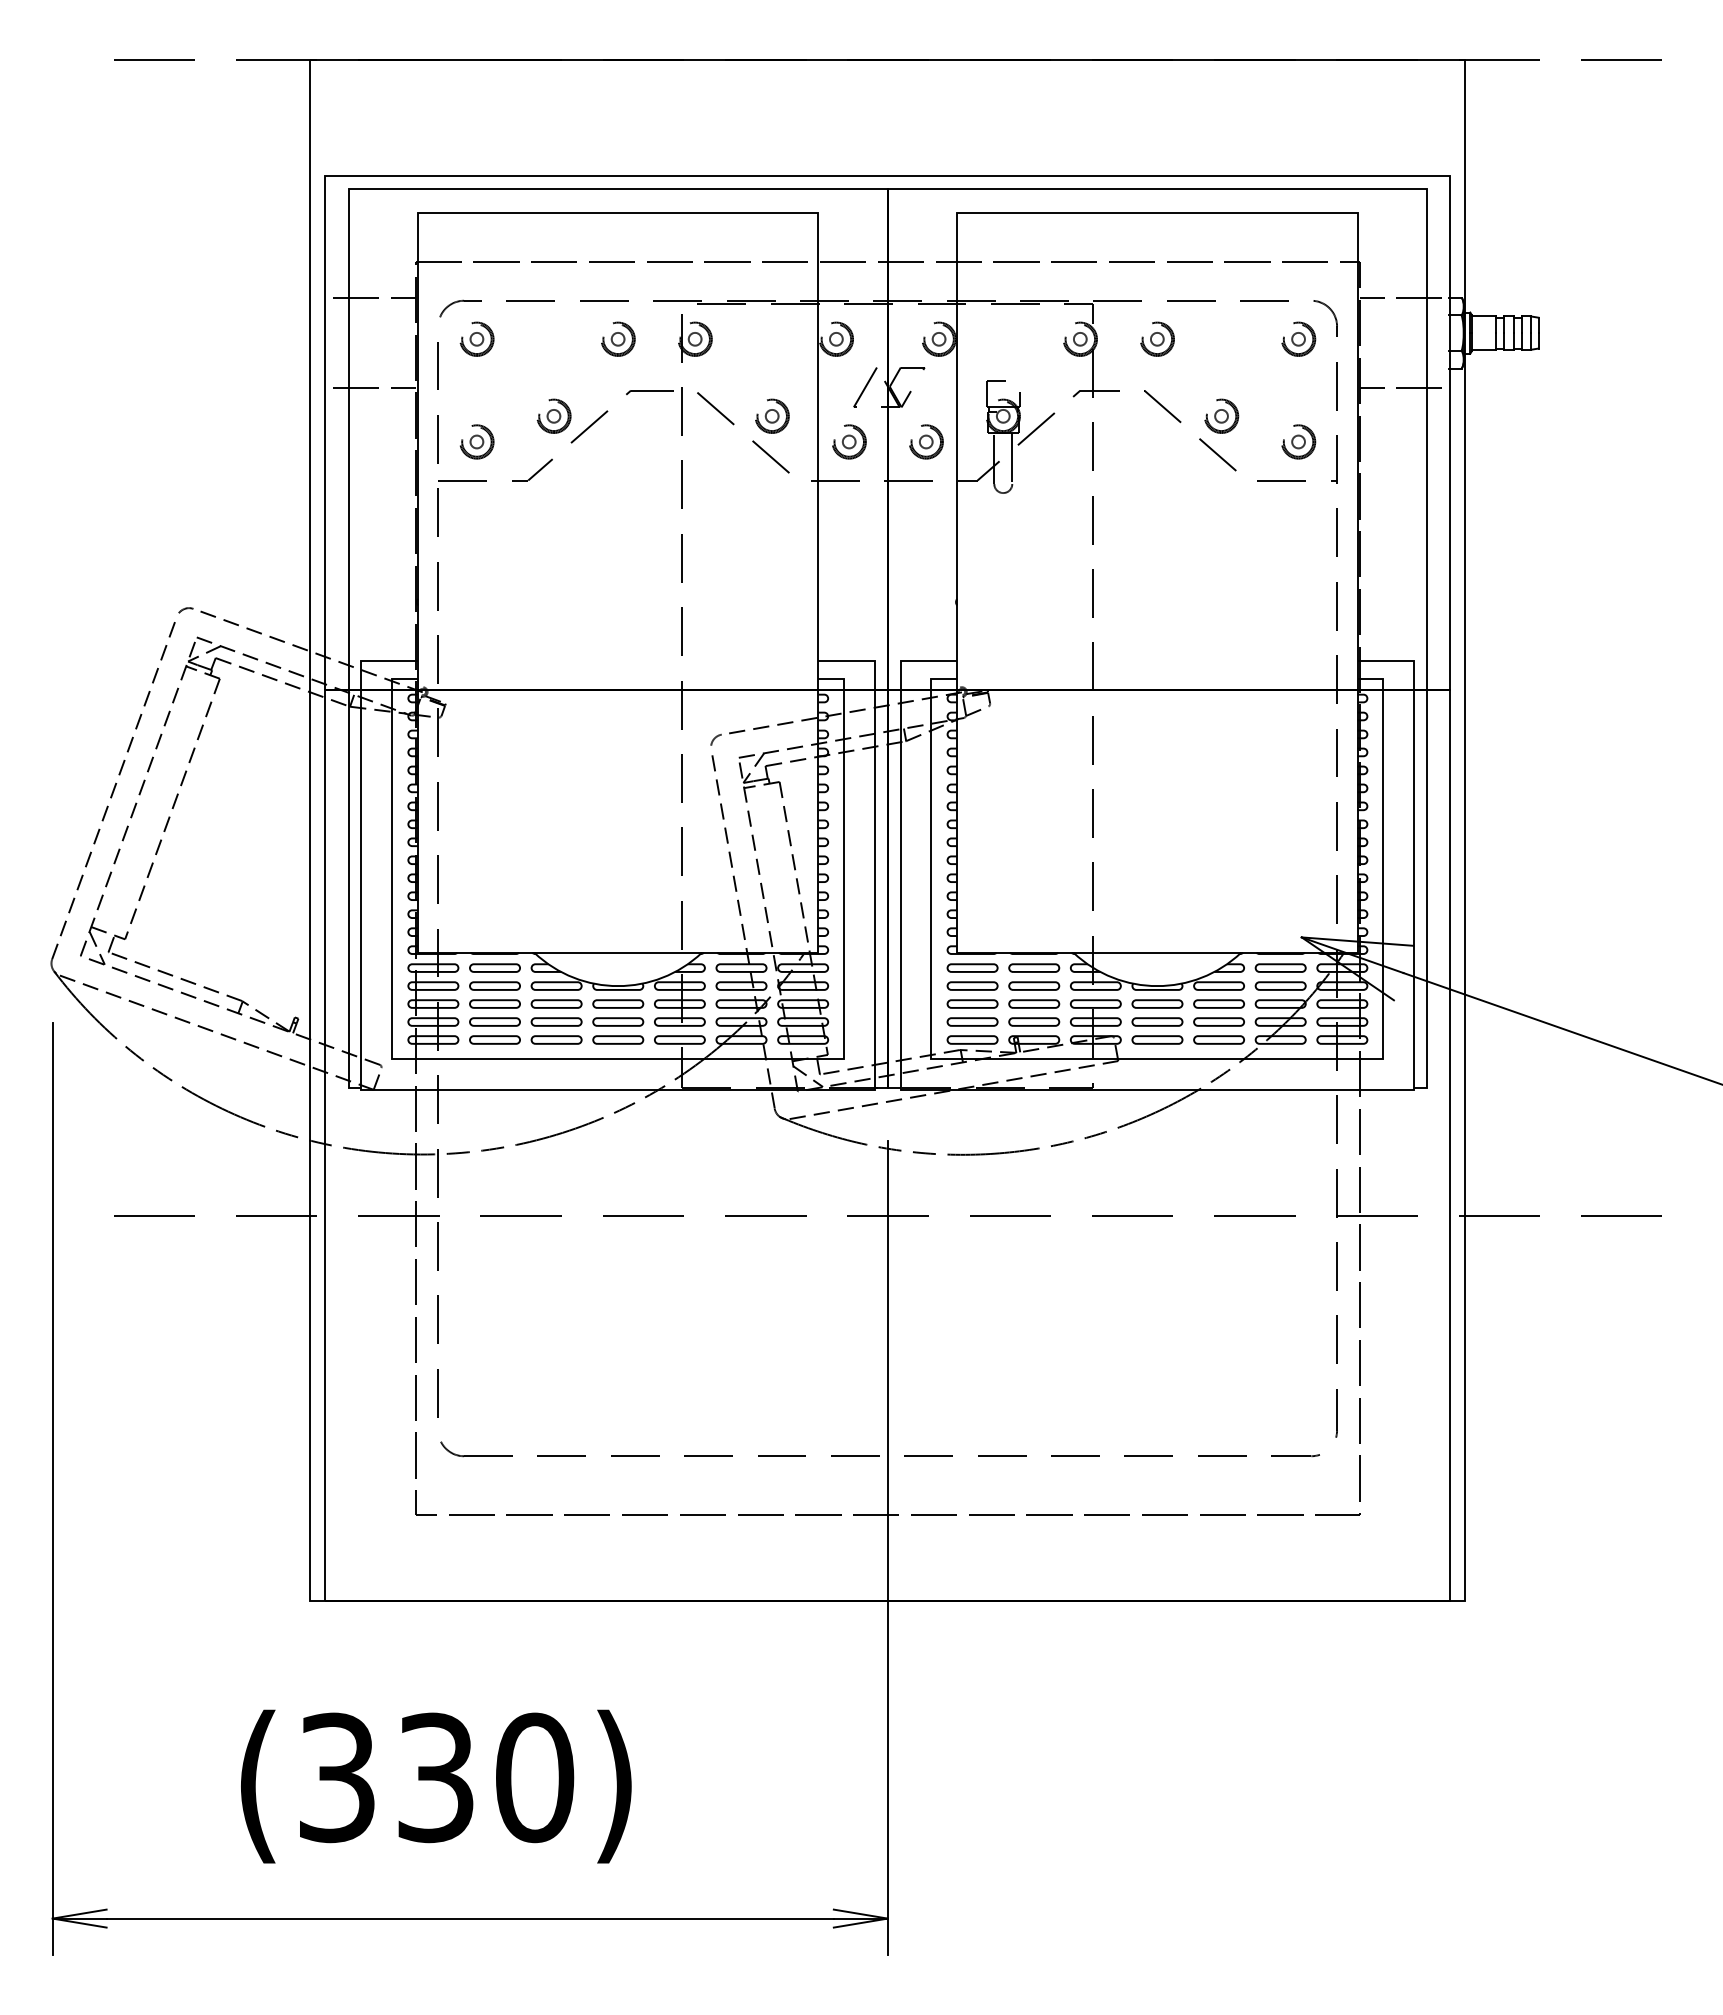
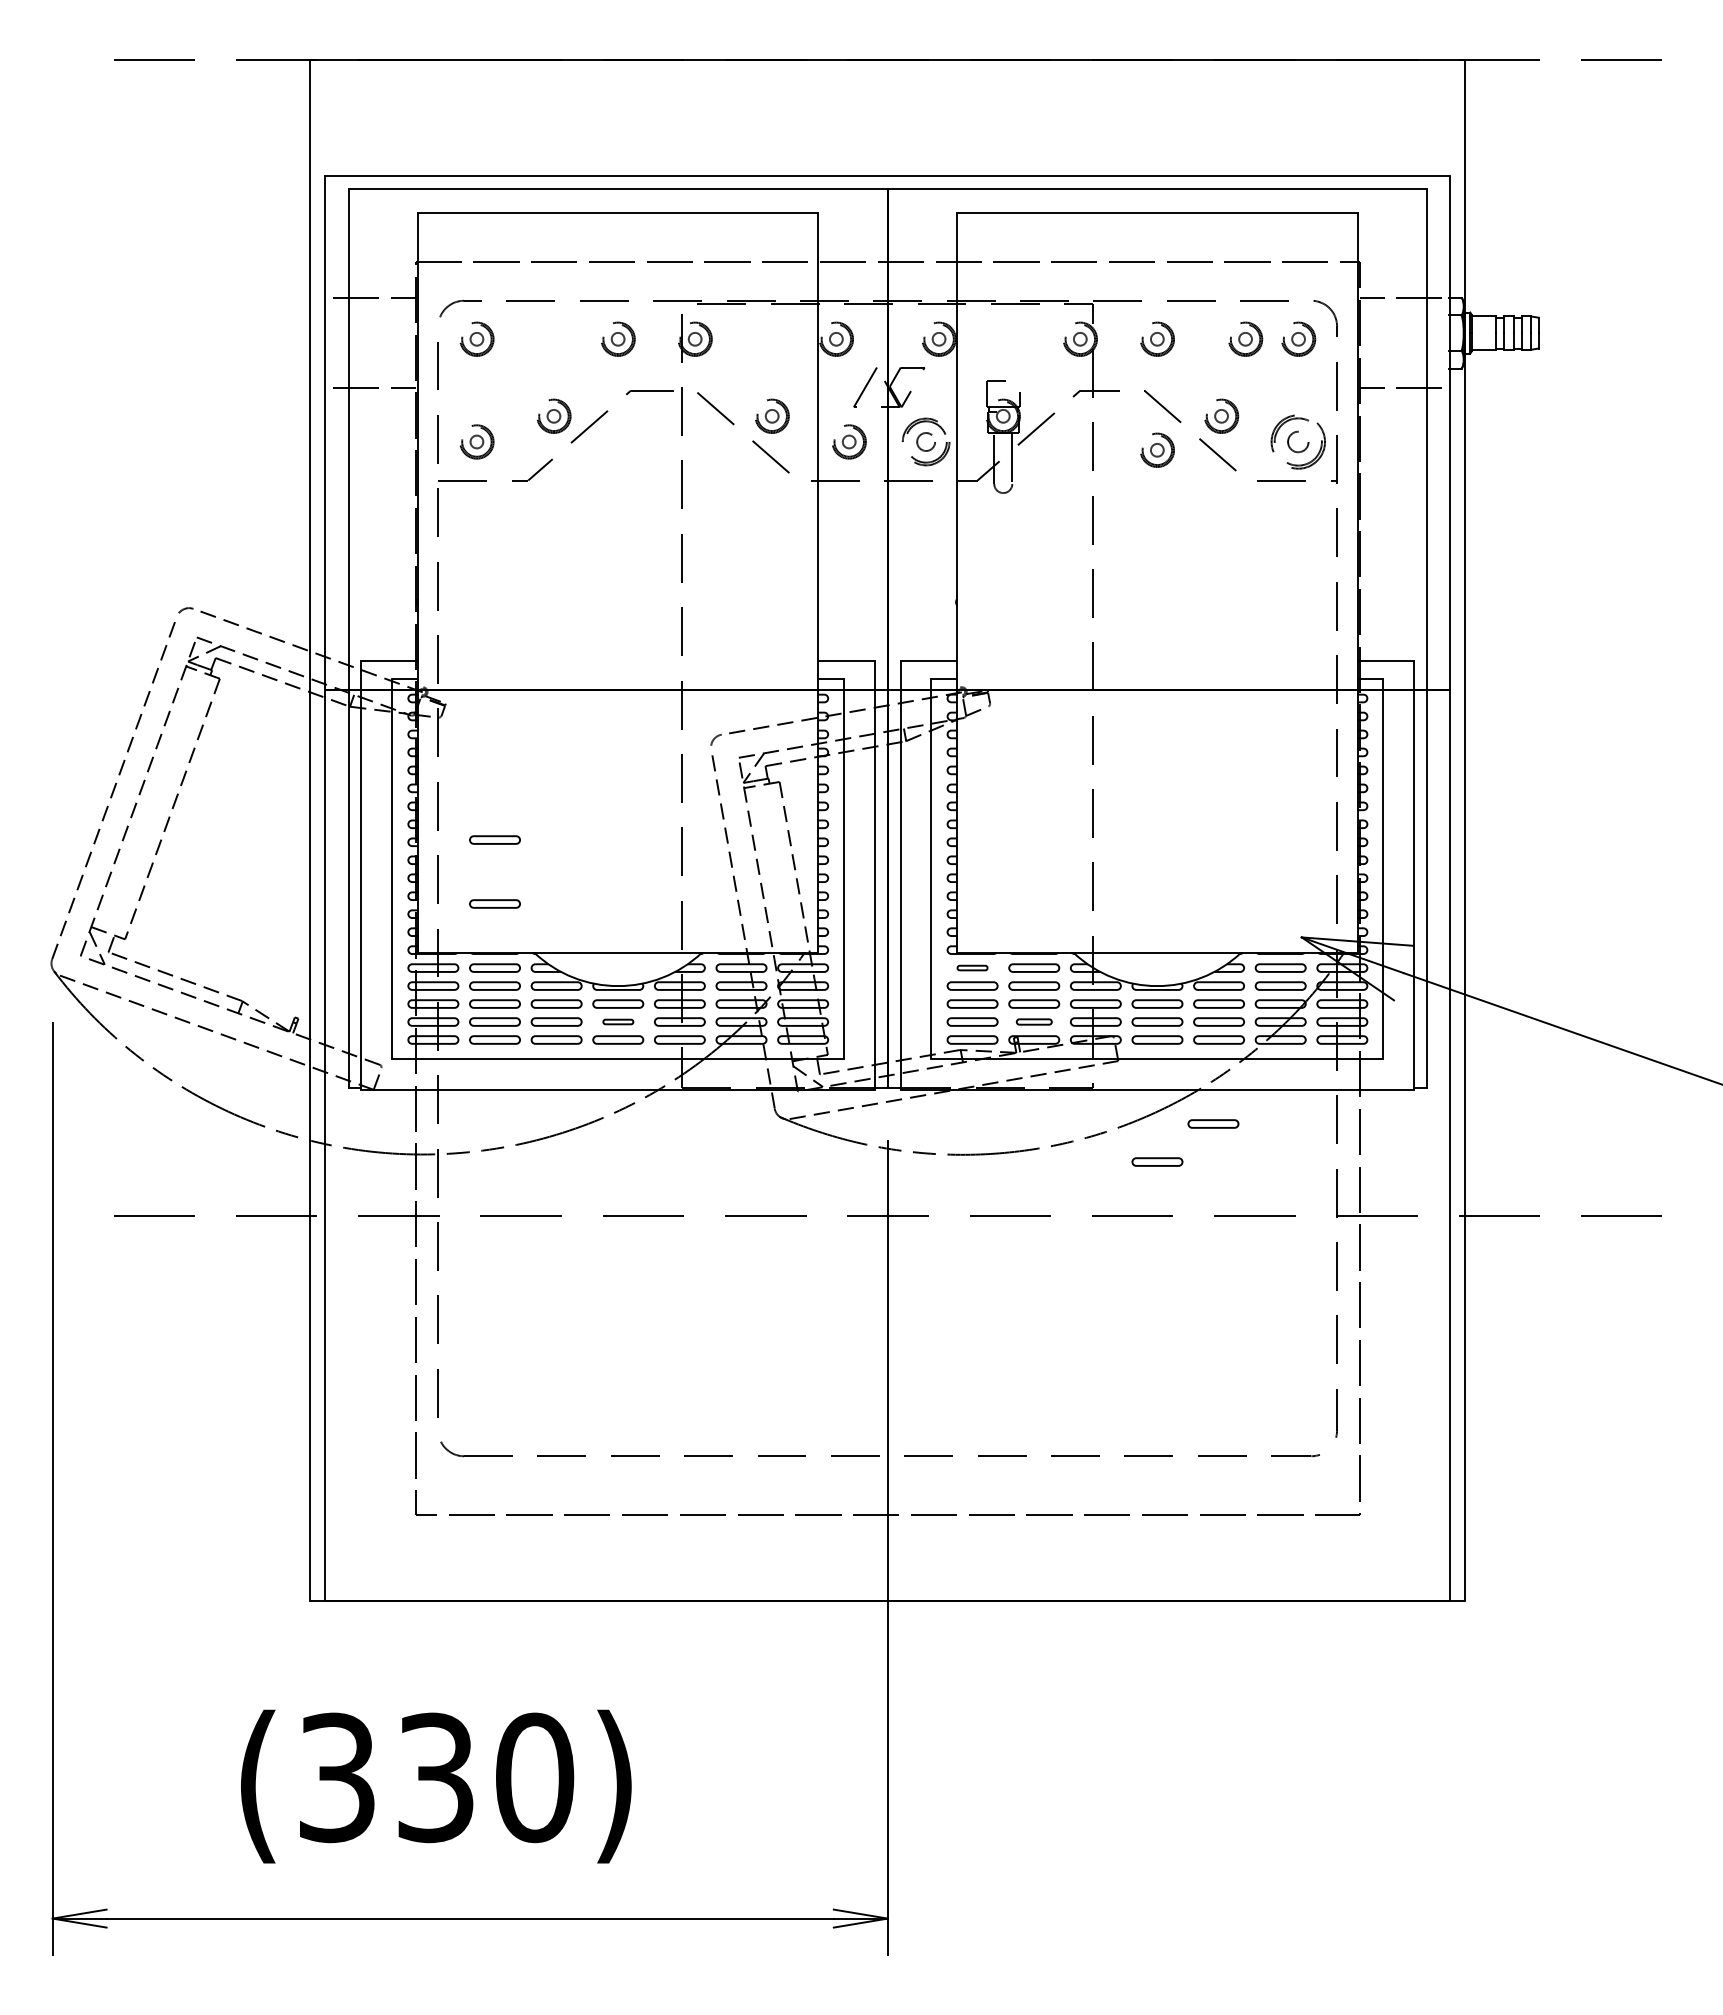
part: none -> present (1245, 338)
part size: 35x36 px -> 50x50 px (925, 441)
part size: 36x36 px -> 56x56 px (1297, 441)
part: none -> present (1157, 449)
part: none -> present (494, 839)
part: none -> present (494, 903)
part size: 53x10 px -> 33x8 px (972, 967)
part size: 53x10 px -> 33x8 px (618, 1021)
part size: 53x10 px -> 38x8 px (1033, 1021)
part: none -> present (1213, 1123)
part: none -> present (1157, 1161)
